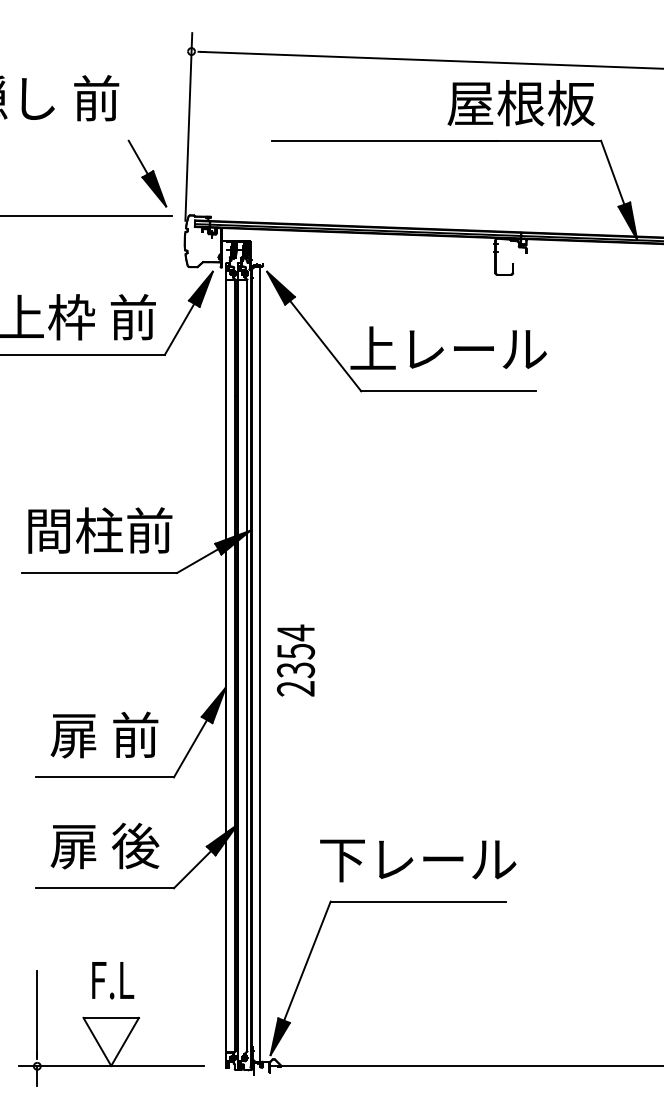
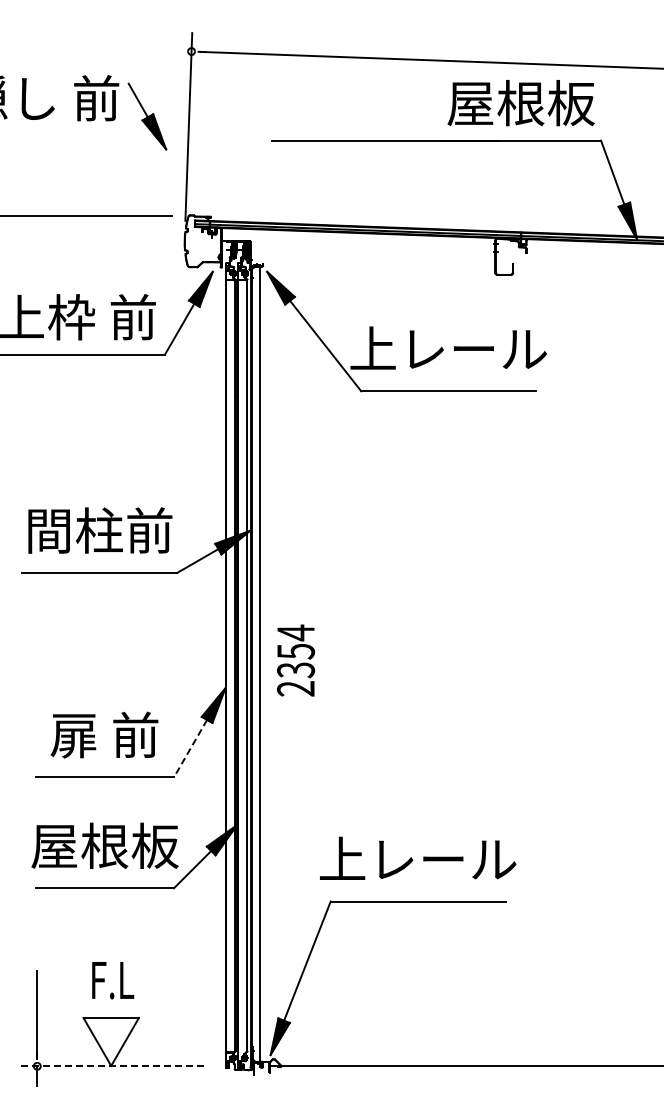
part position: (147, 173) -> (147, 116) (147, 116)
line: solid -> dashed (190, 749)
text: 扉 後 -> 屋根板 (104, 845)
text: 下レール -> 上レール (342, 859)
line: solid -> dashed (111, 1066)
